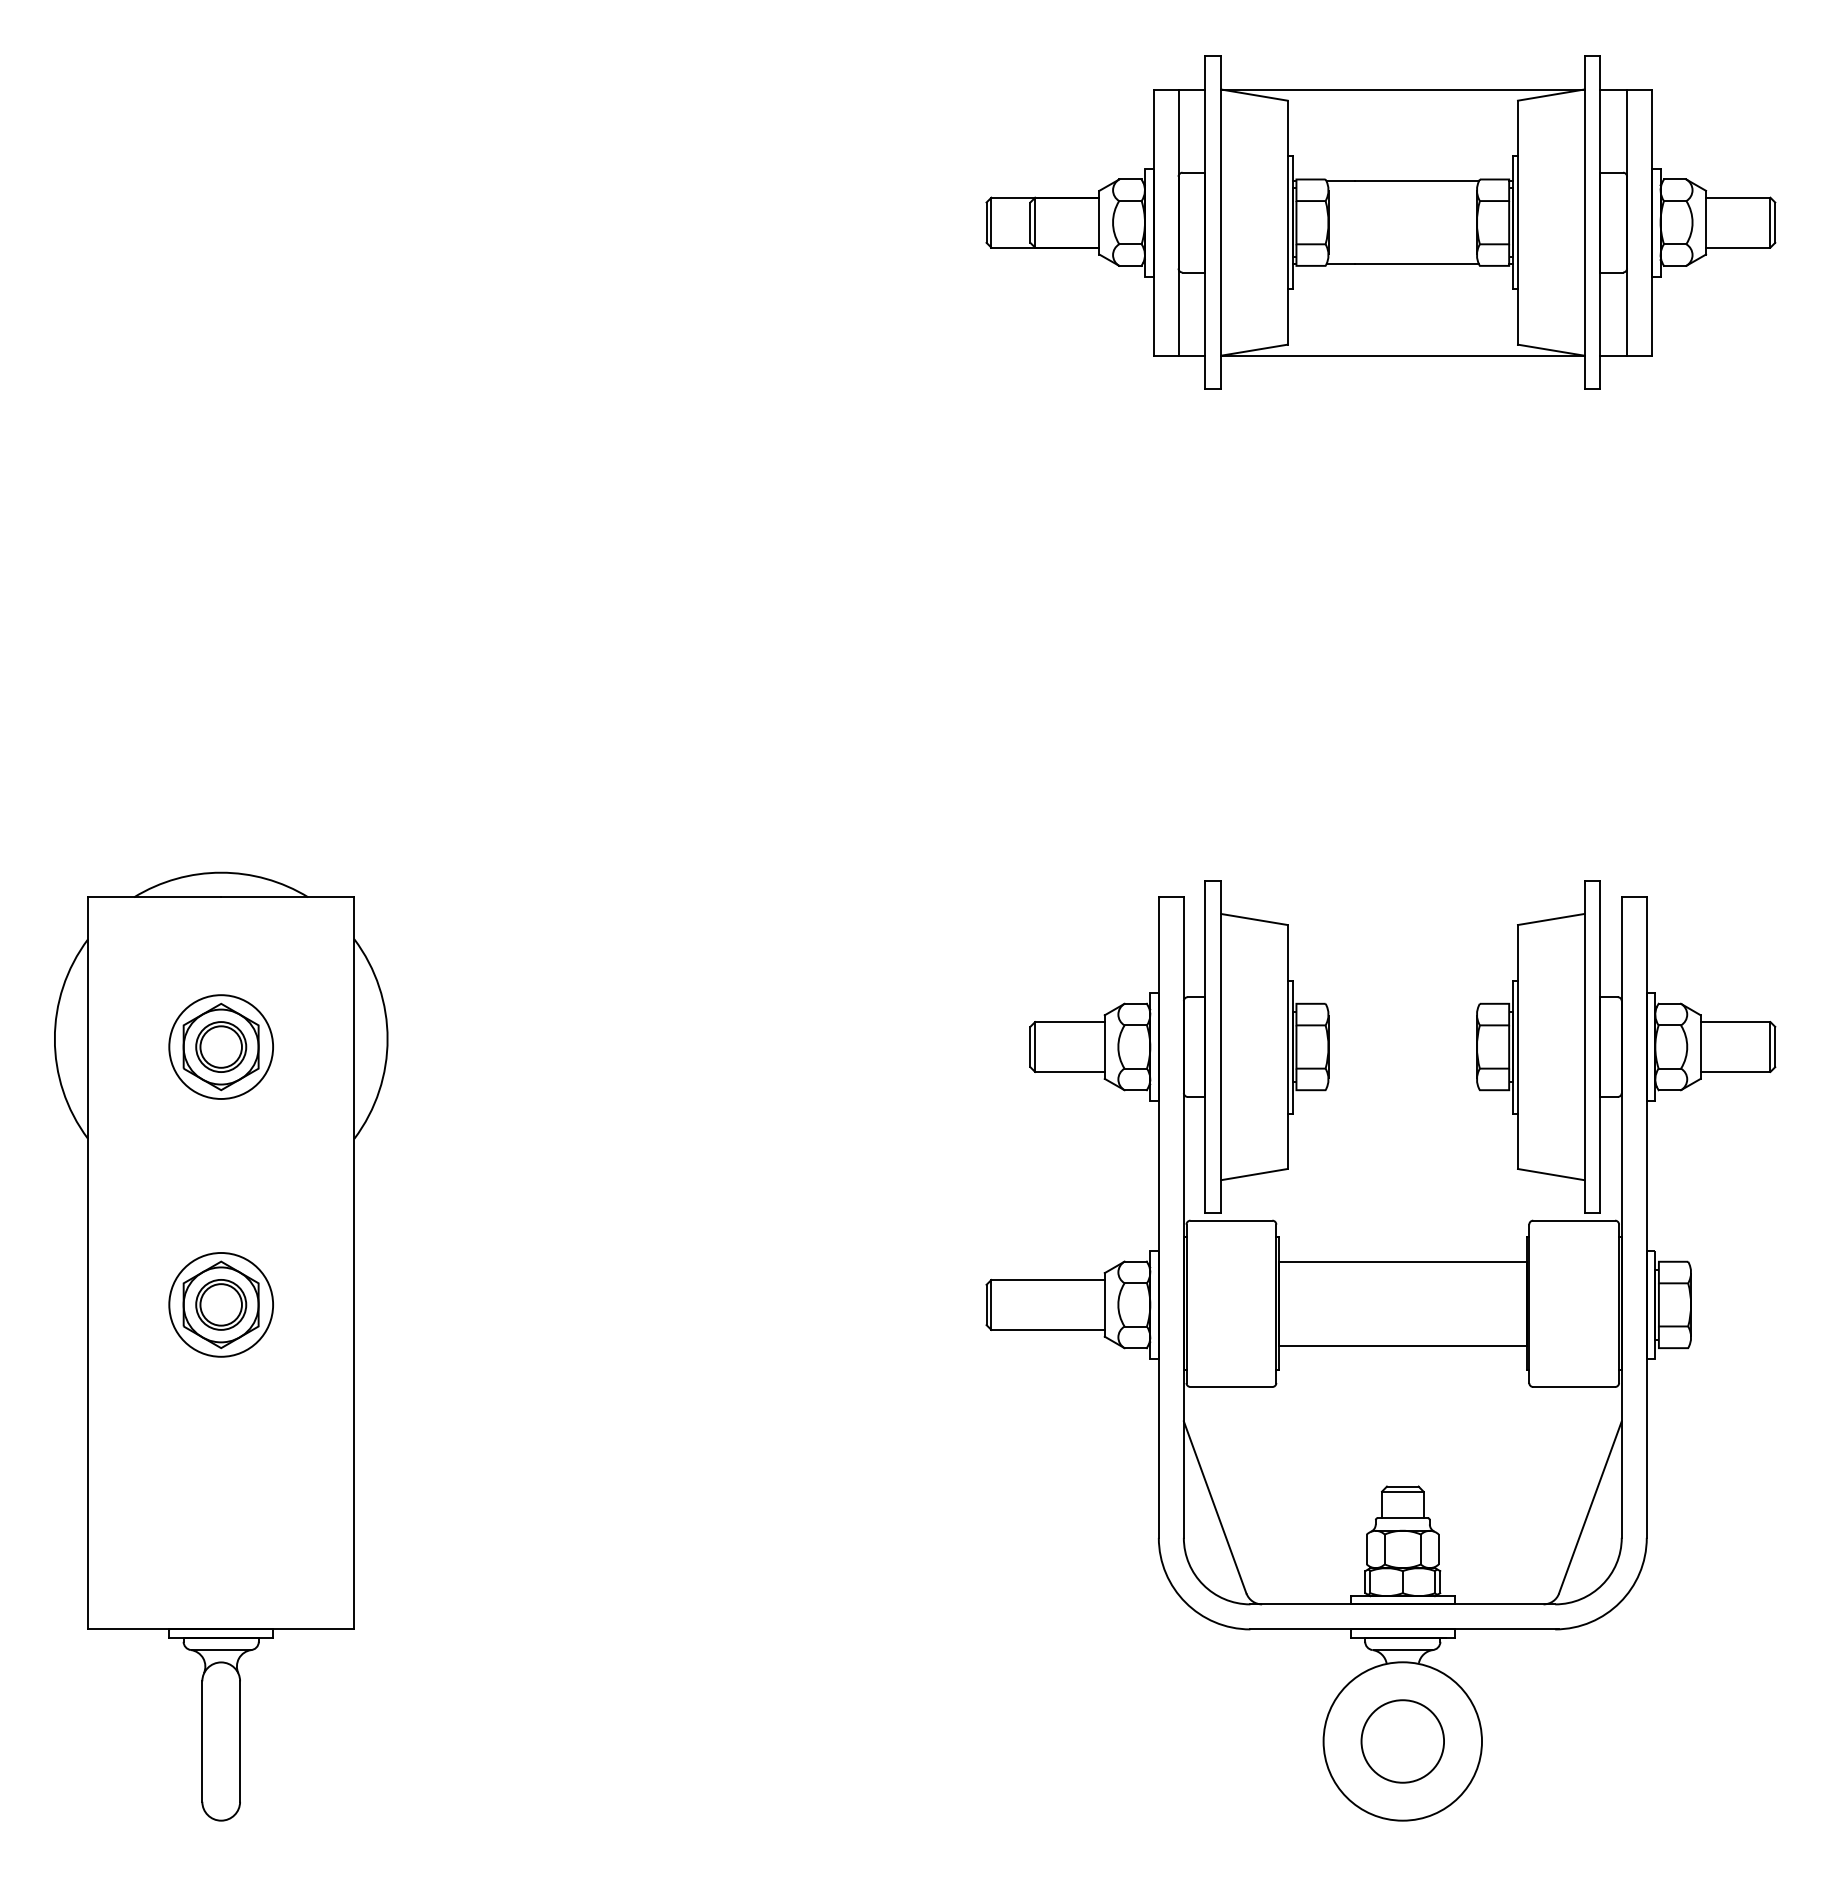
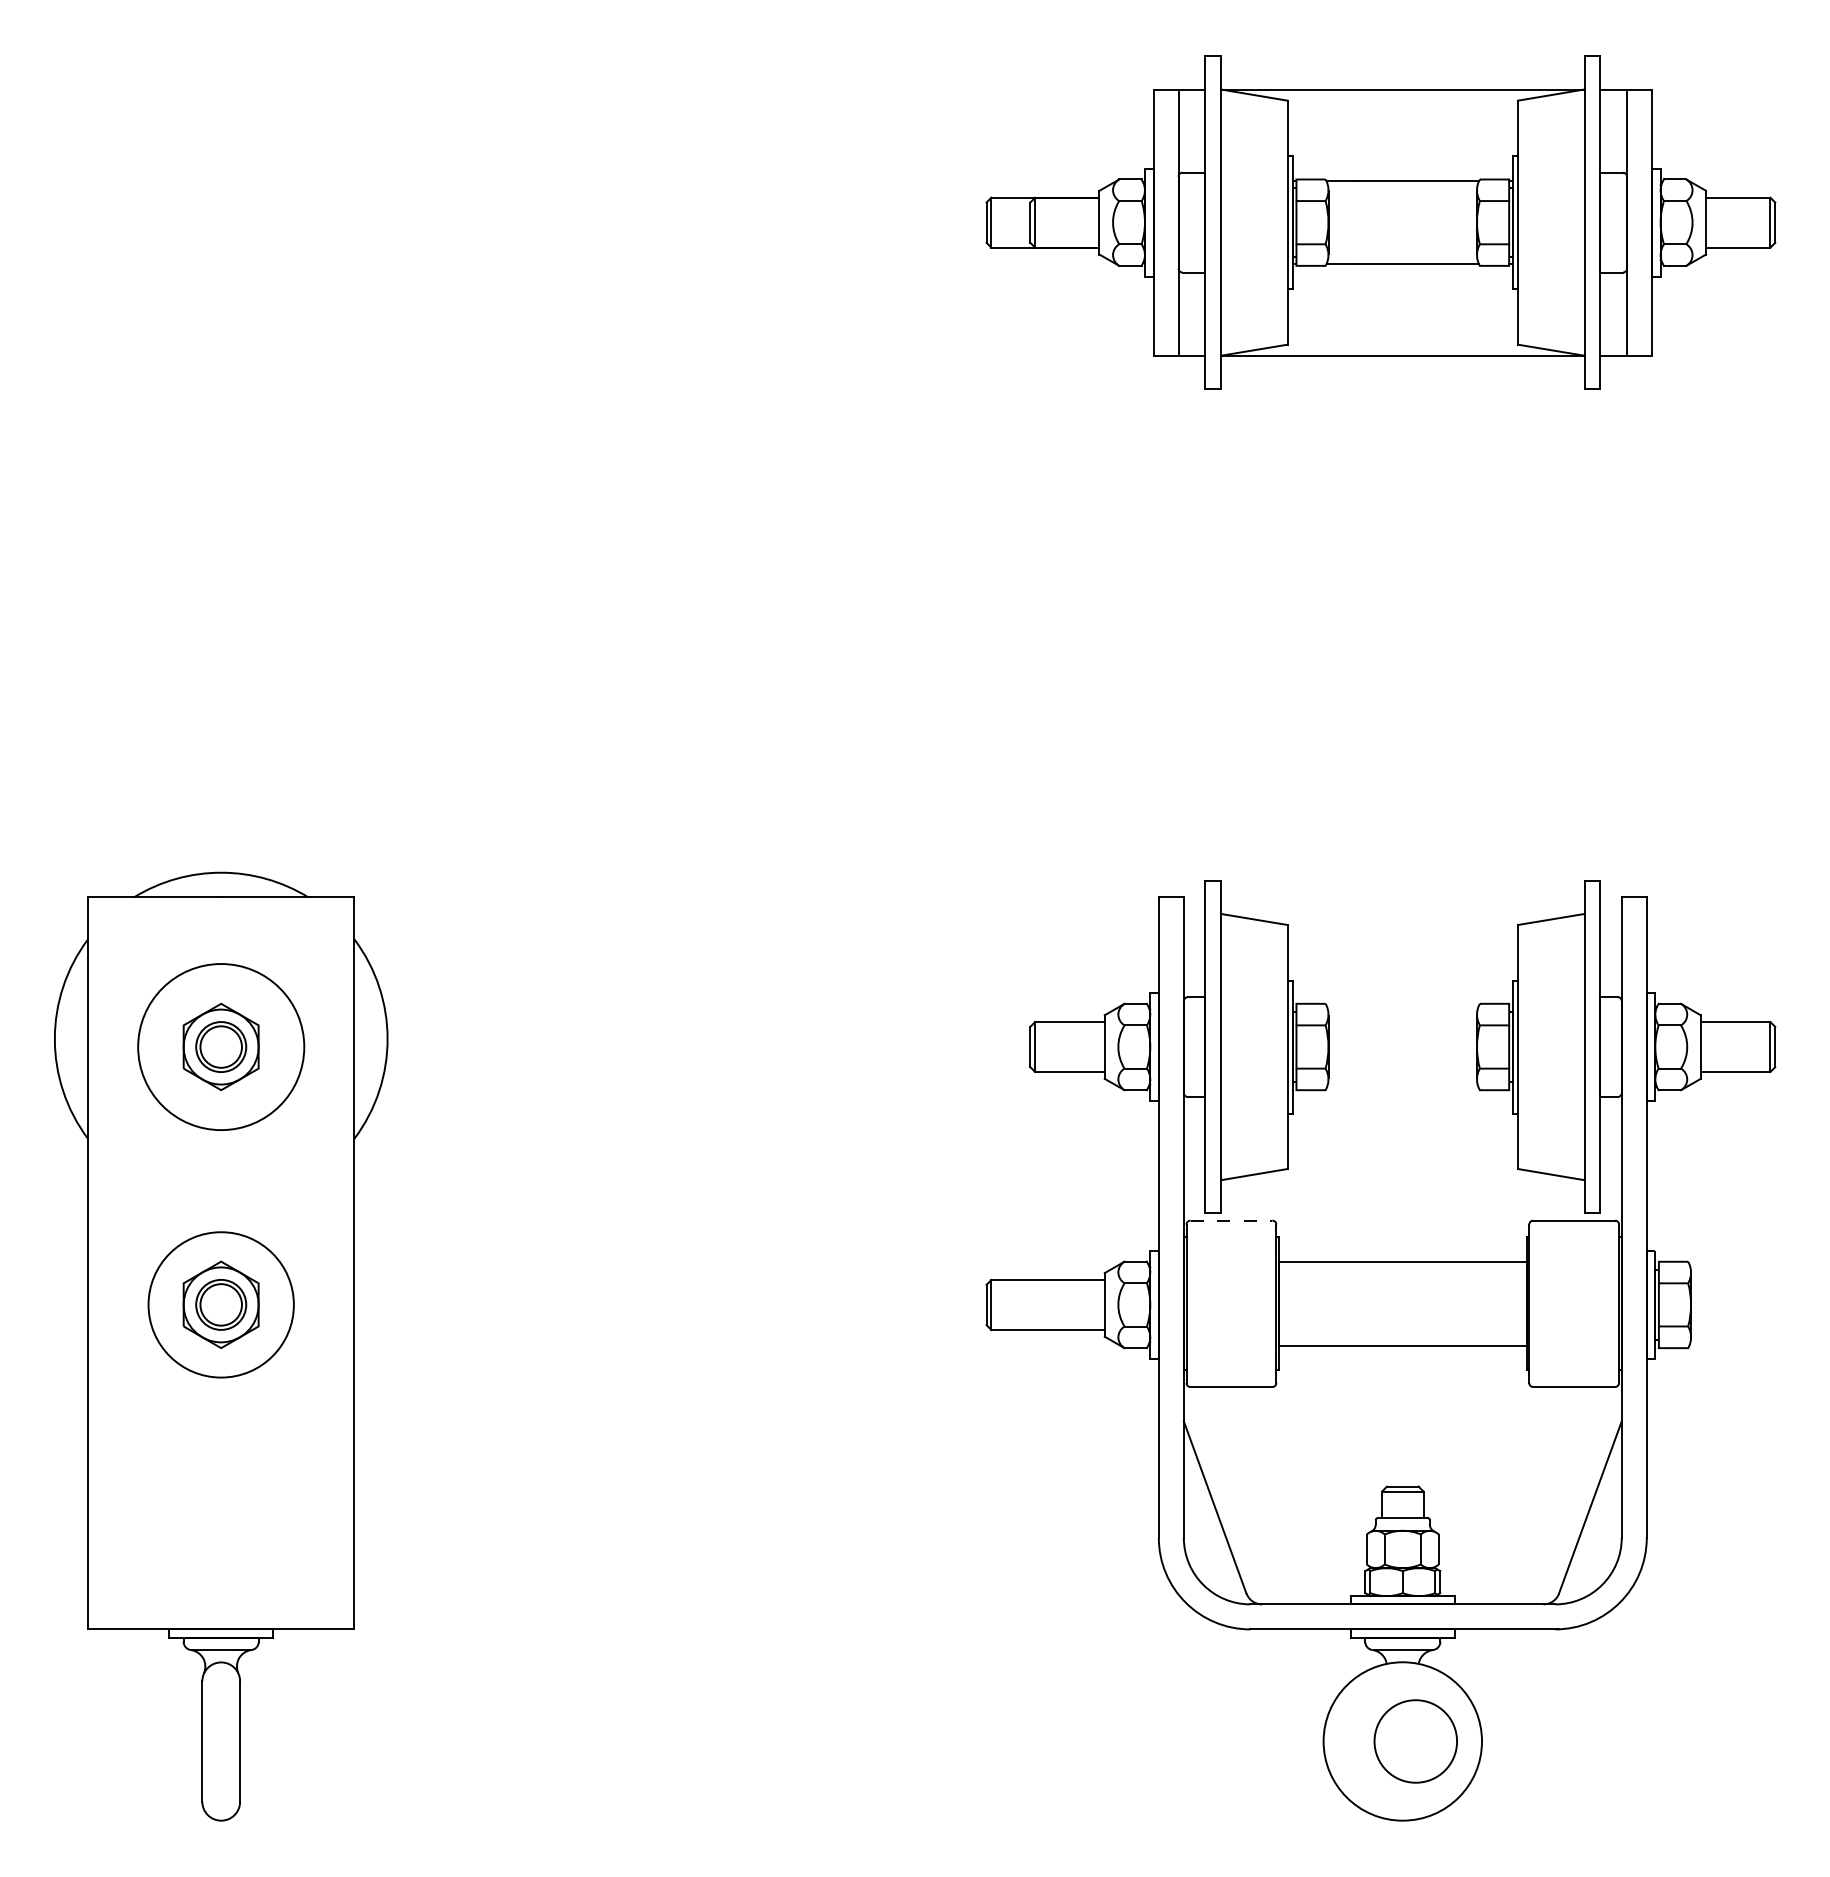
circle diameter: 104 px -> 166 px (221, 1047)
line: solid -> dashed (1231, 1220)
circle diameter: 104 px -> 145 px (220, 1304)
circle position: (1402, 1741) -> (1415, 1741) (1415, 1741)
